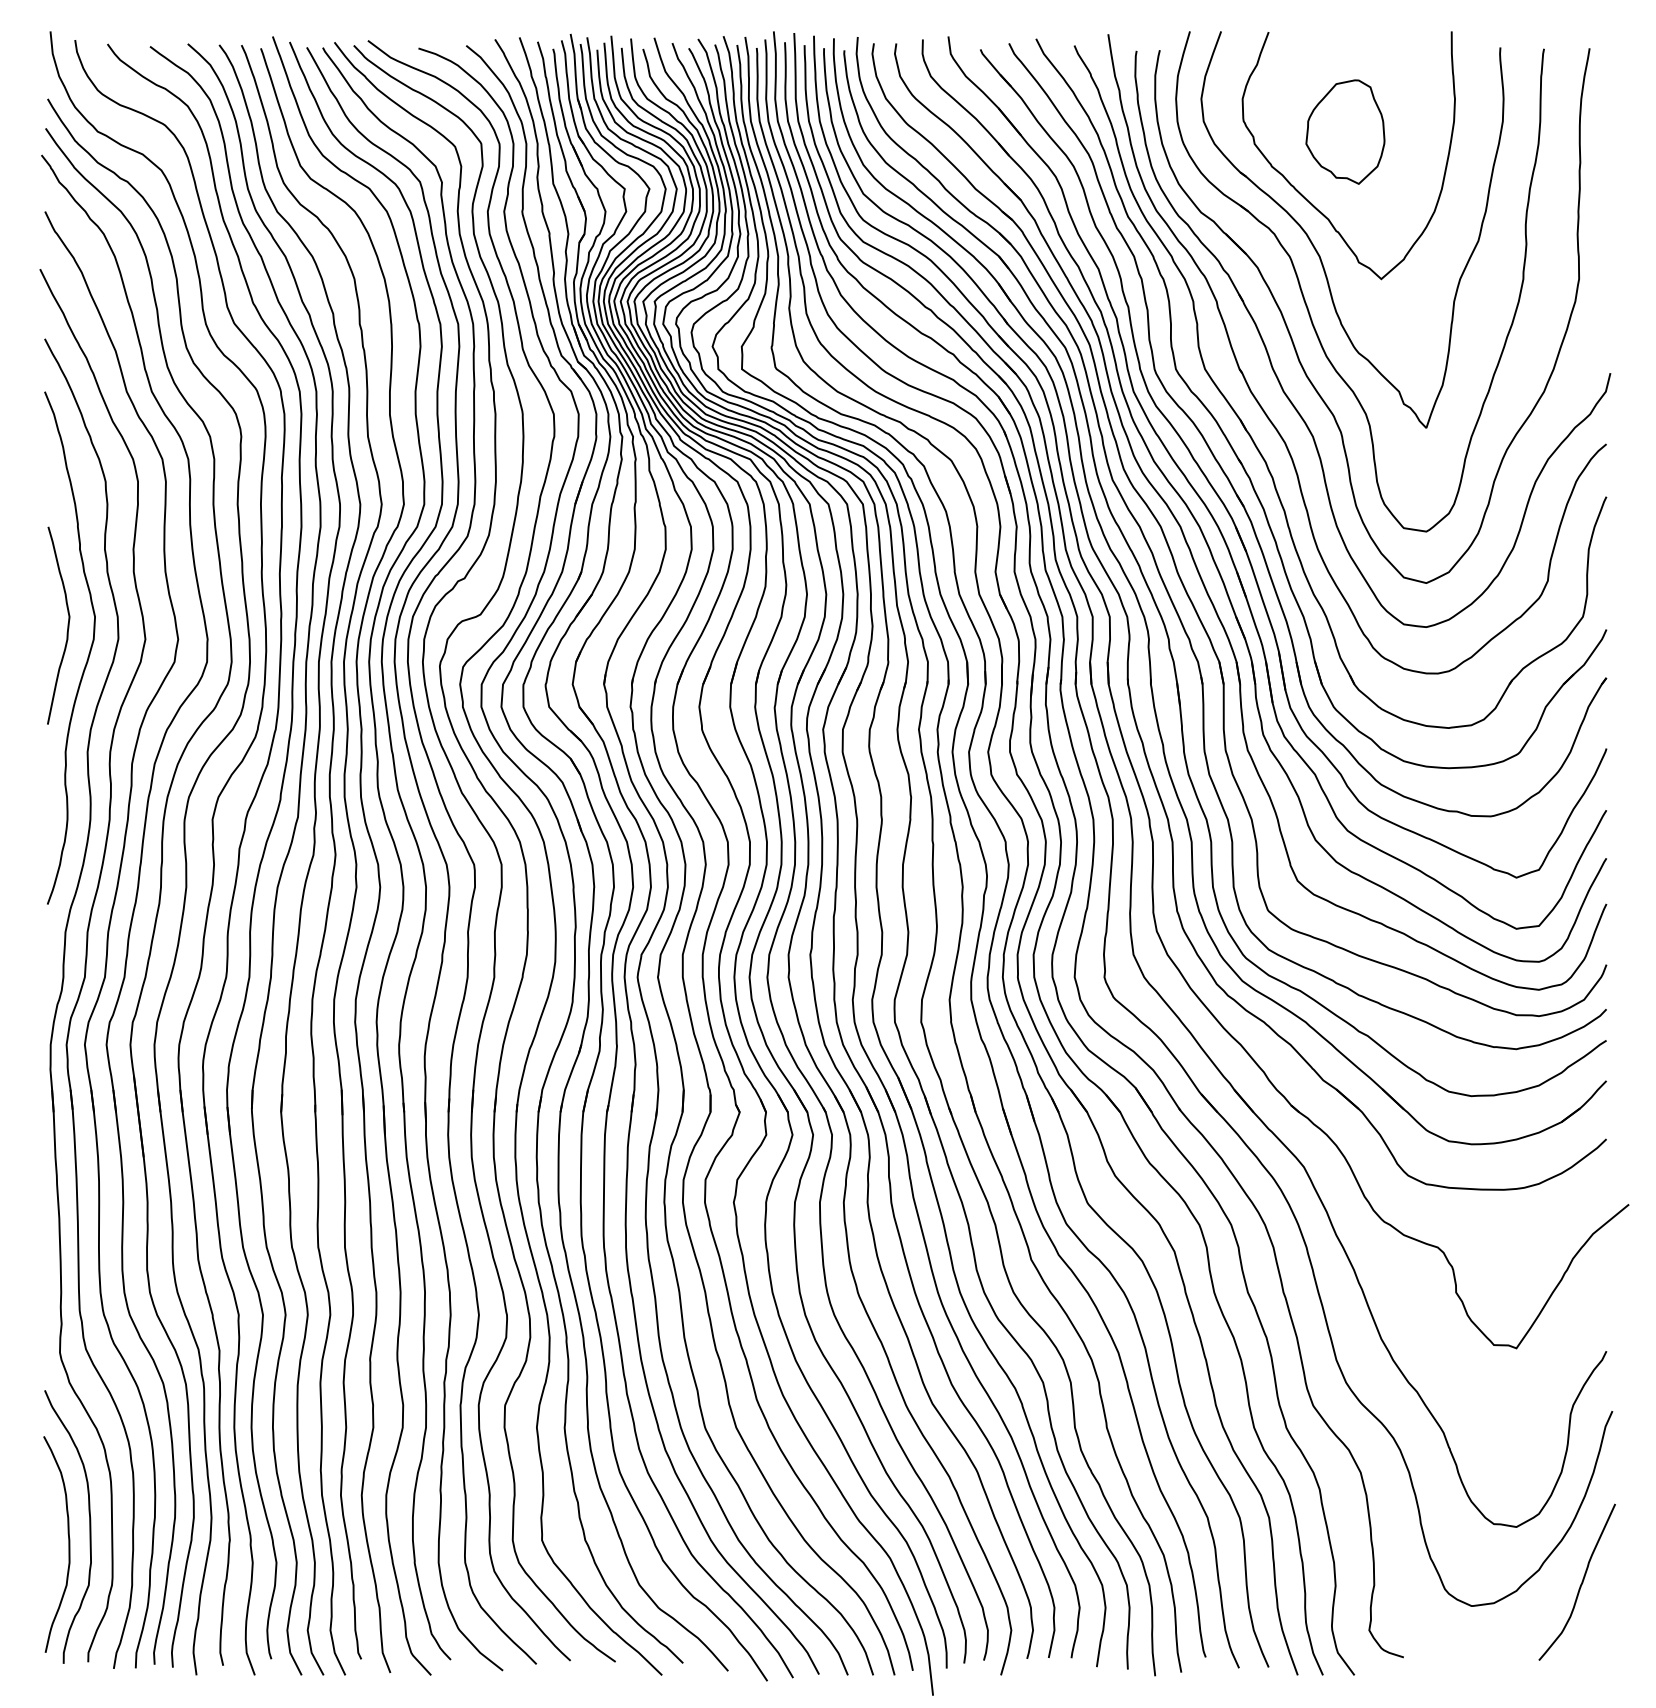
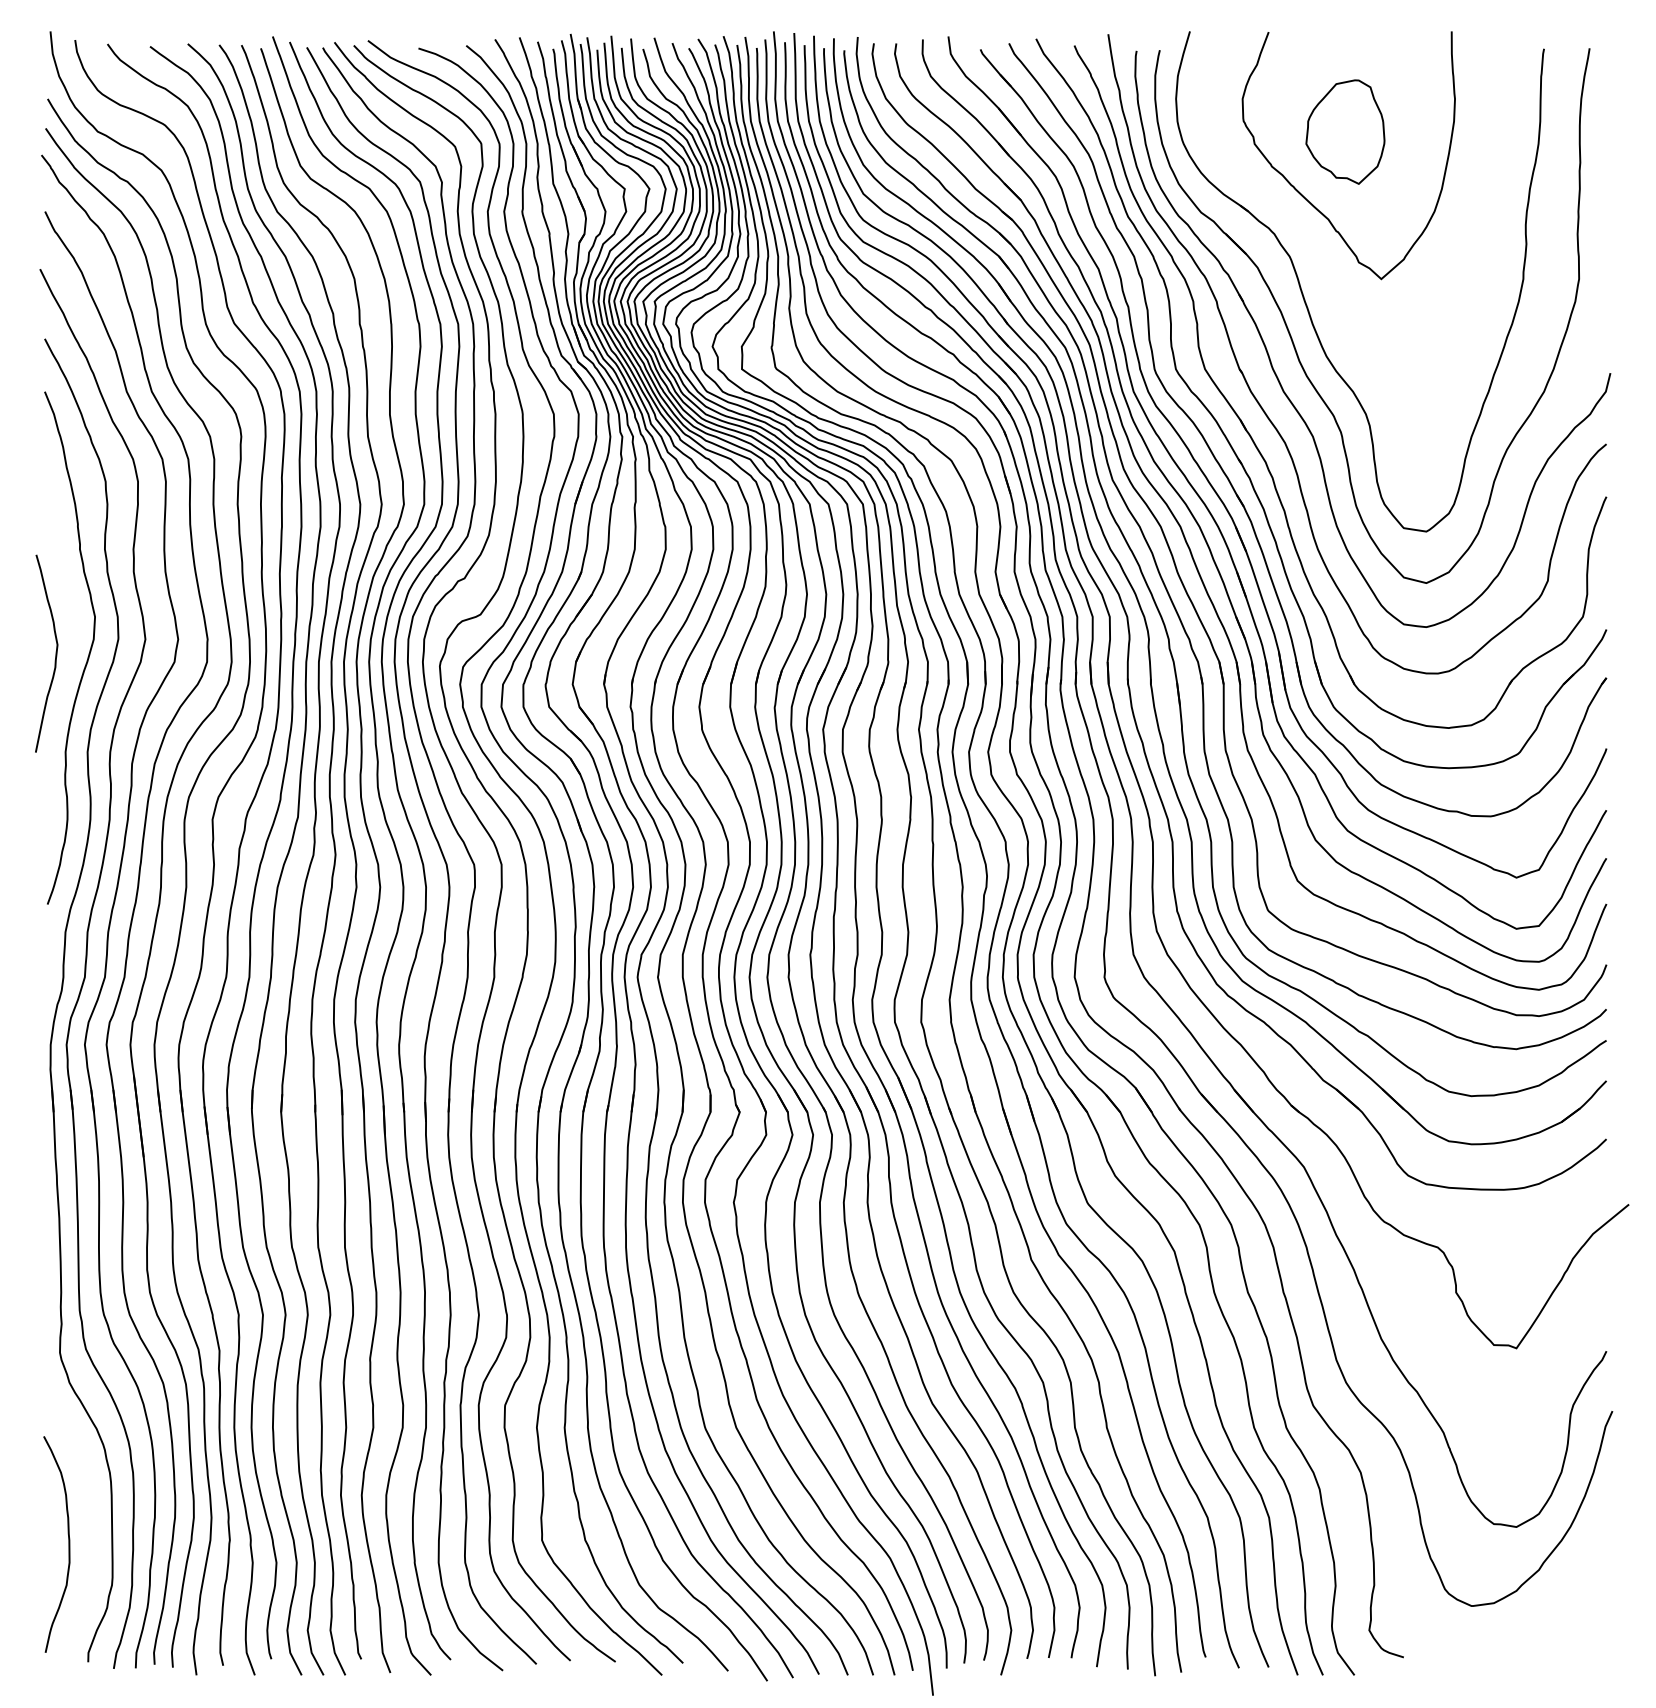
part: present -> none (1317, 250)
curve position: (67, 625) -> (55, 653) (55, 653)
curve: present -> none (89, 1526)
curve: present -> none (1581, 1581)
